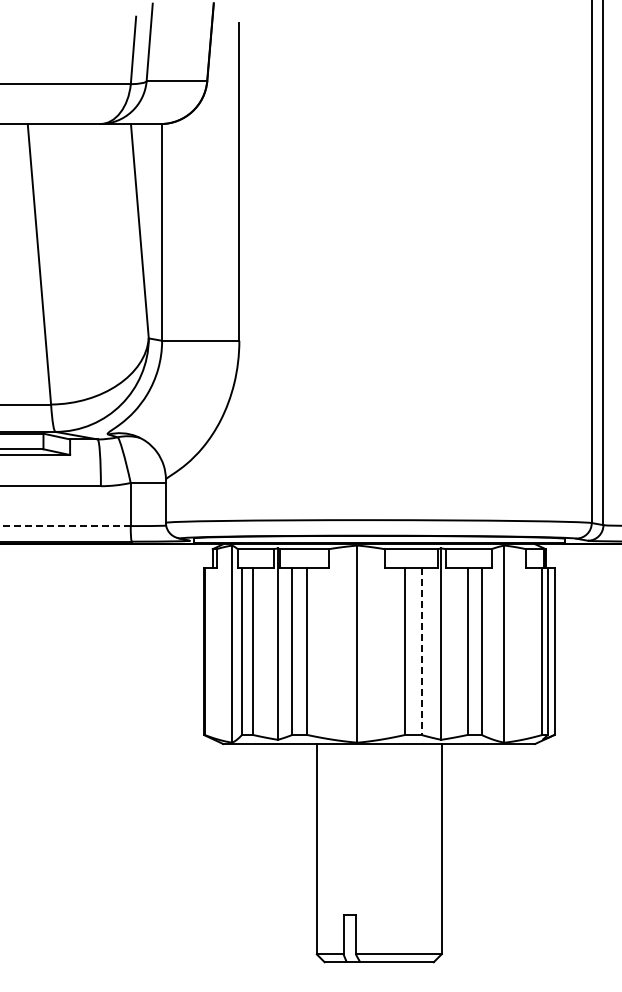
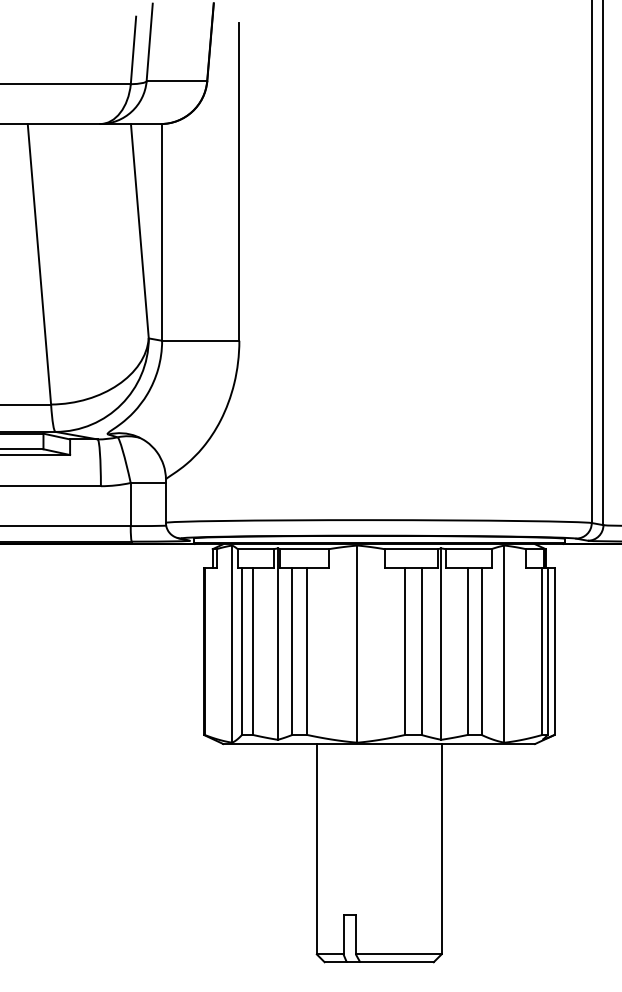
line: dashed -> solid (65, 526)
line: dashed -> solid (421, 652)
